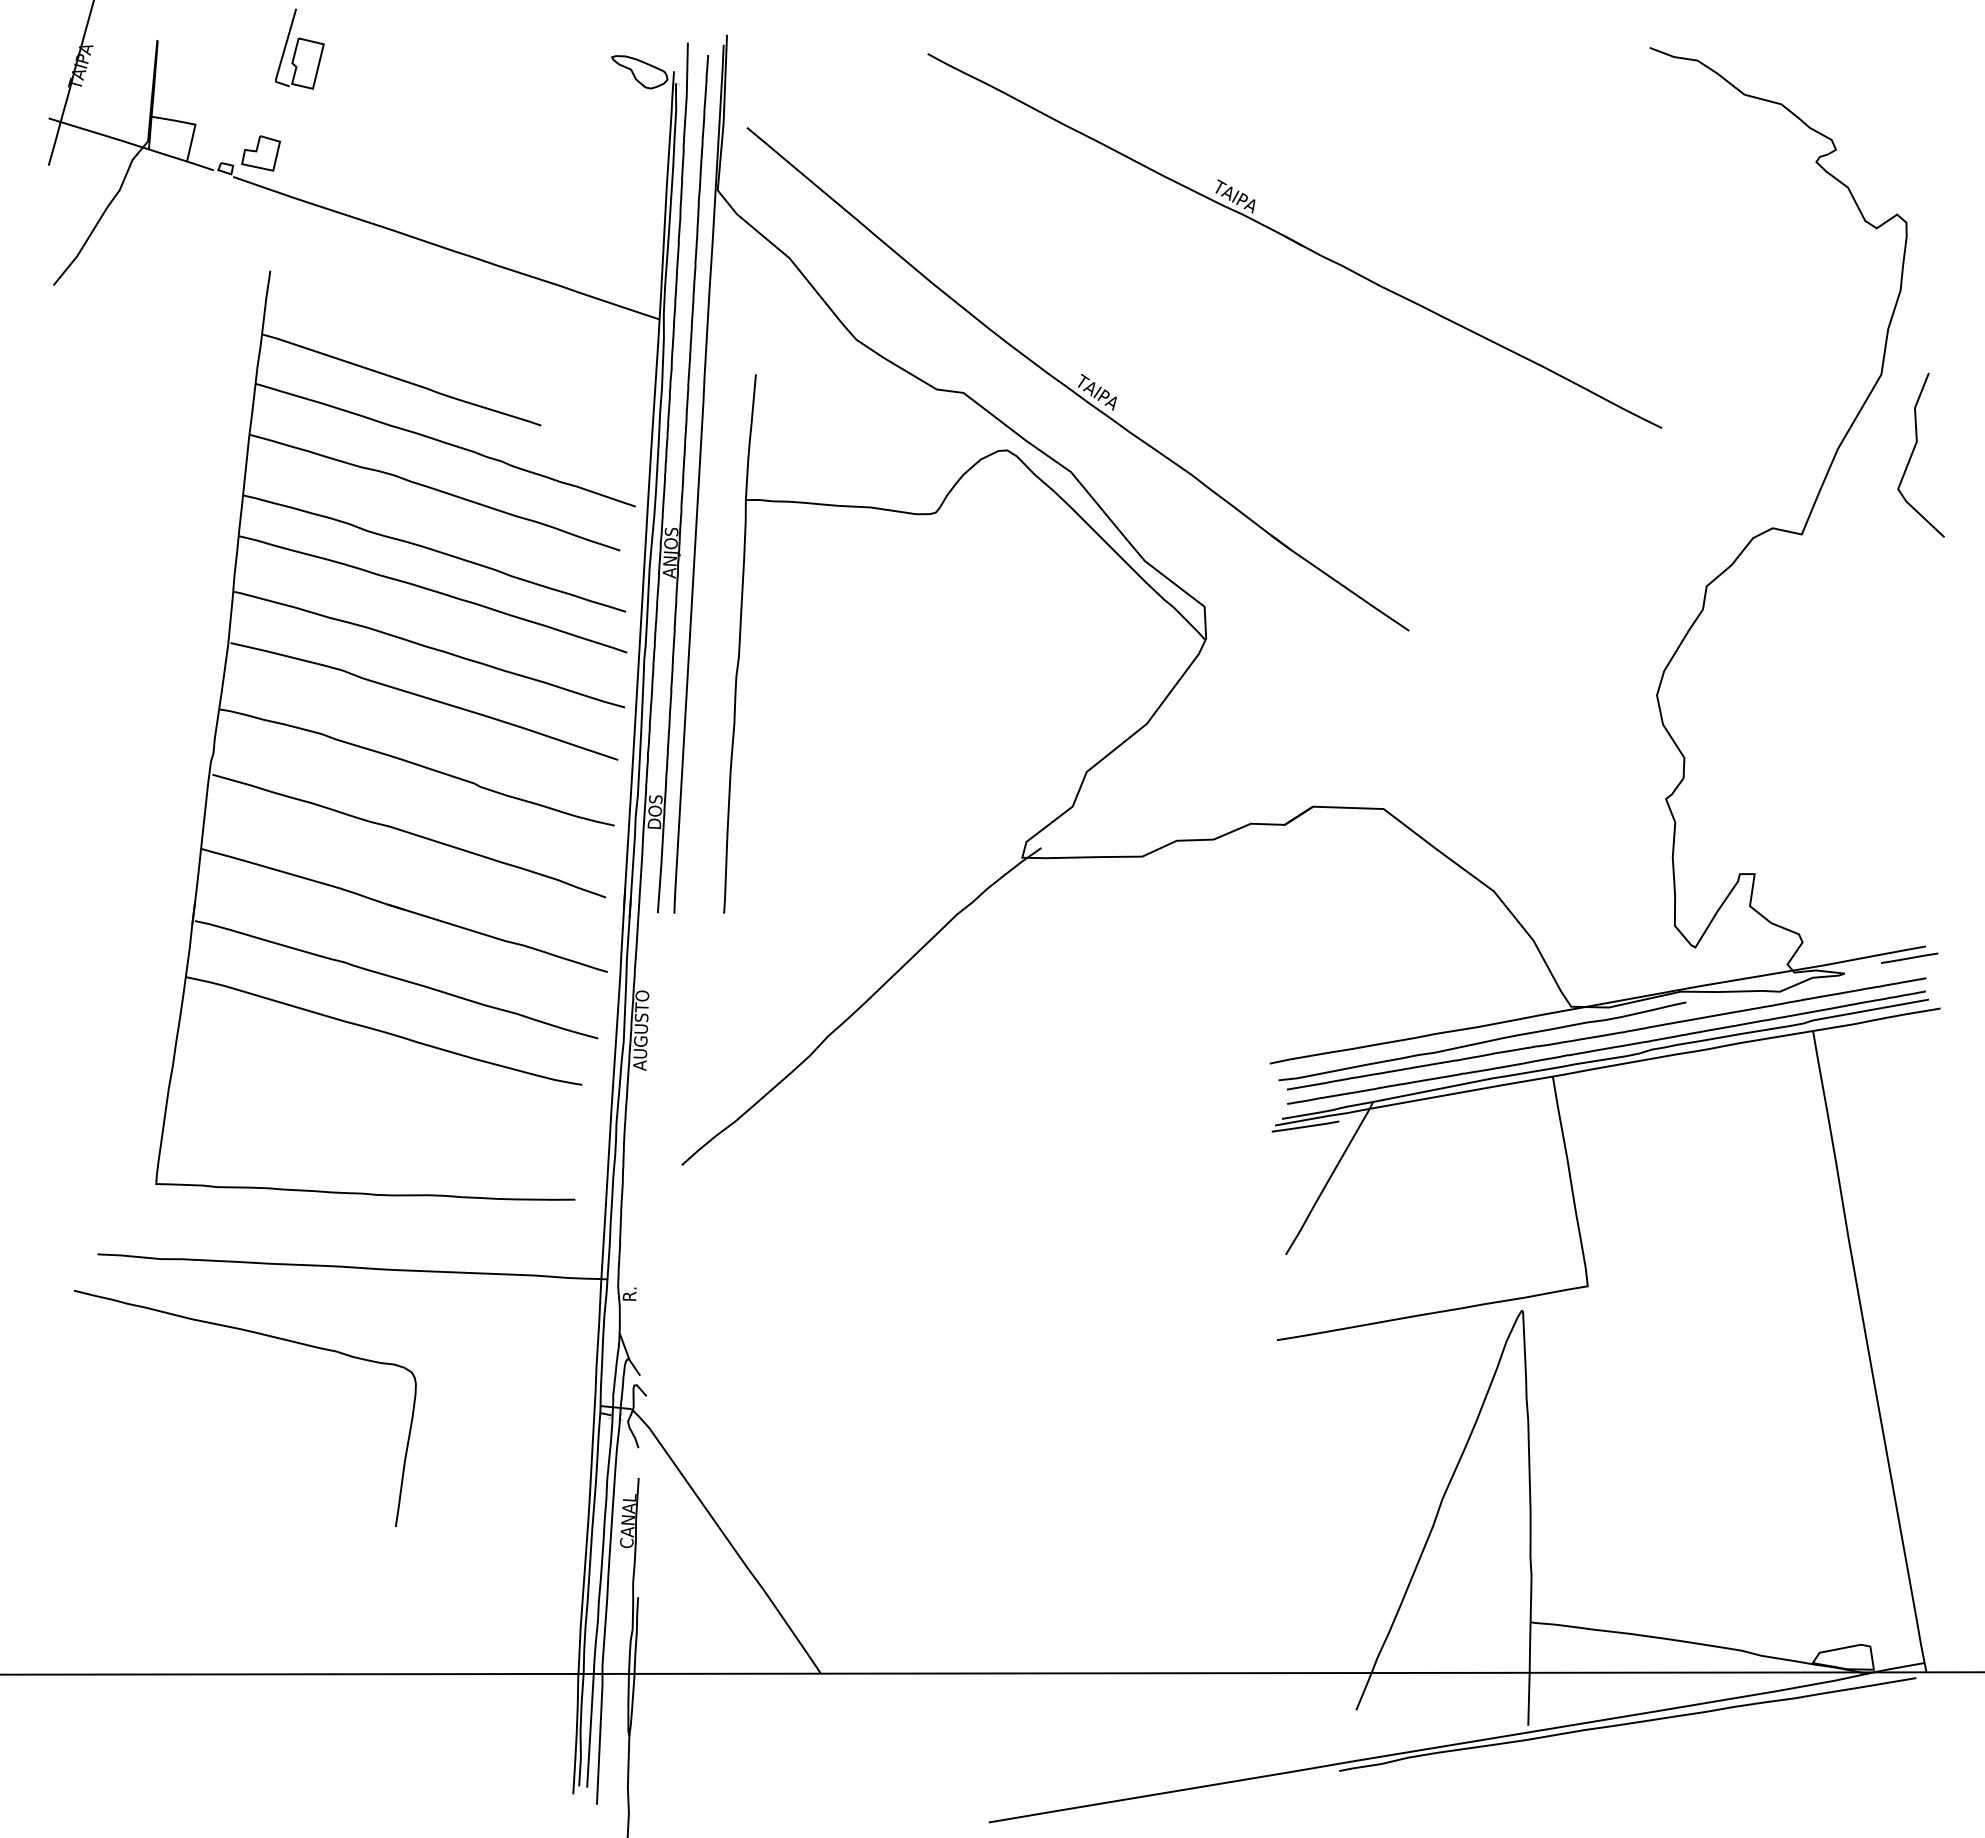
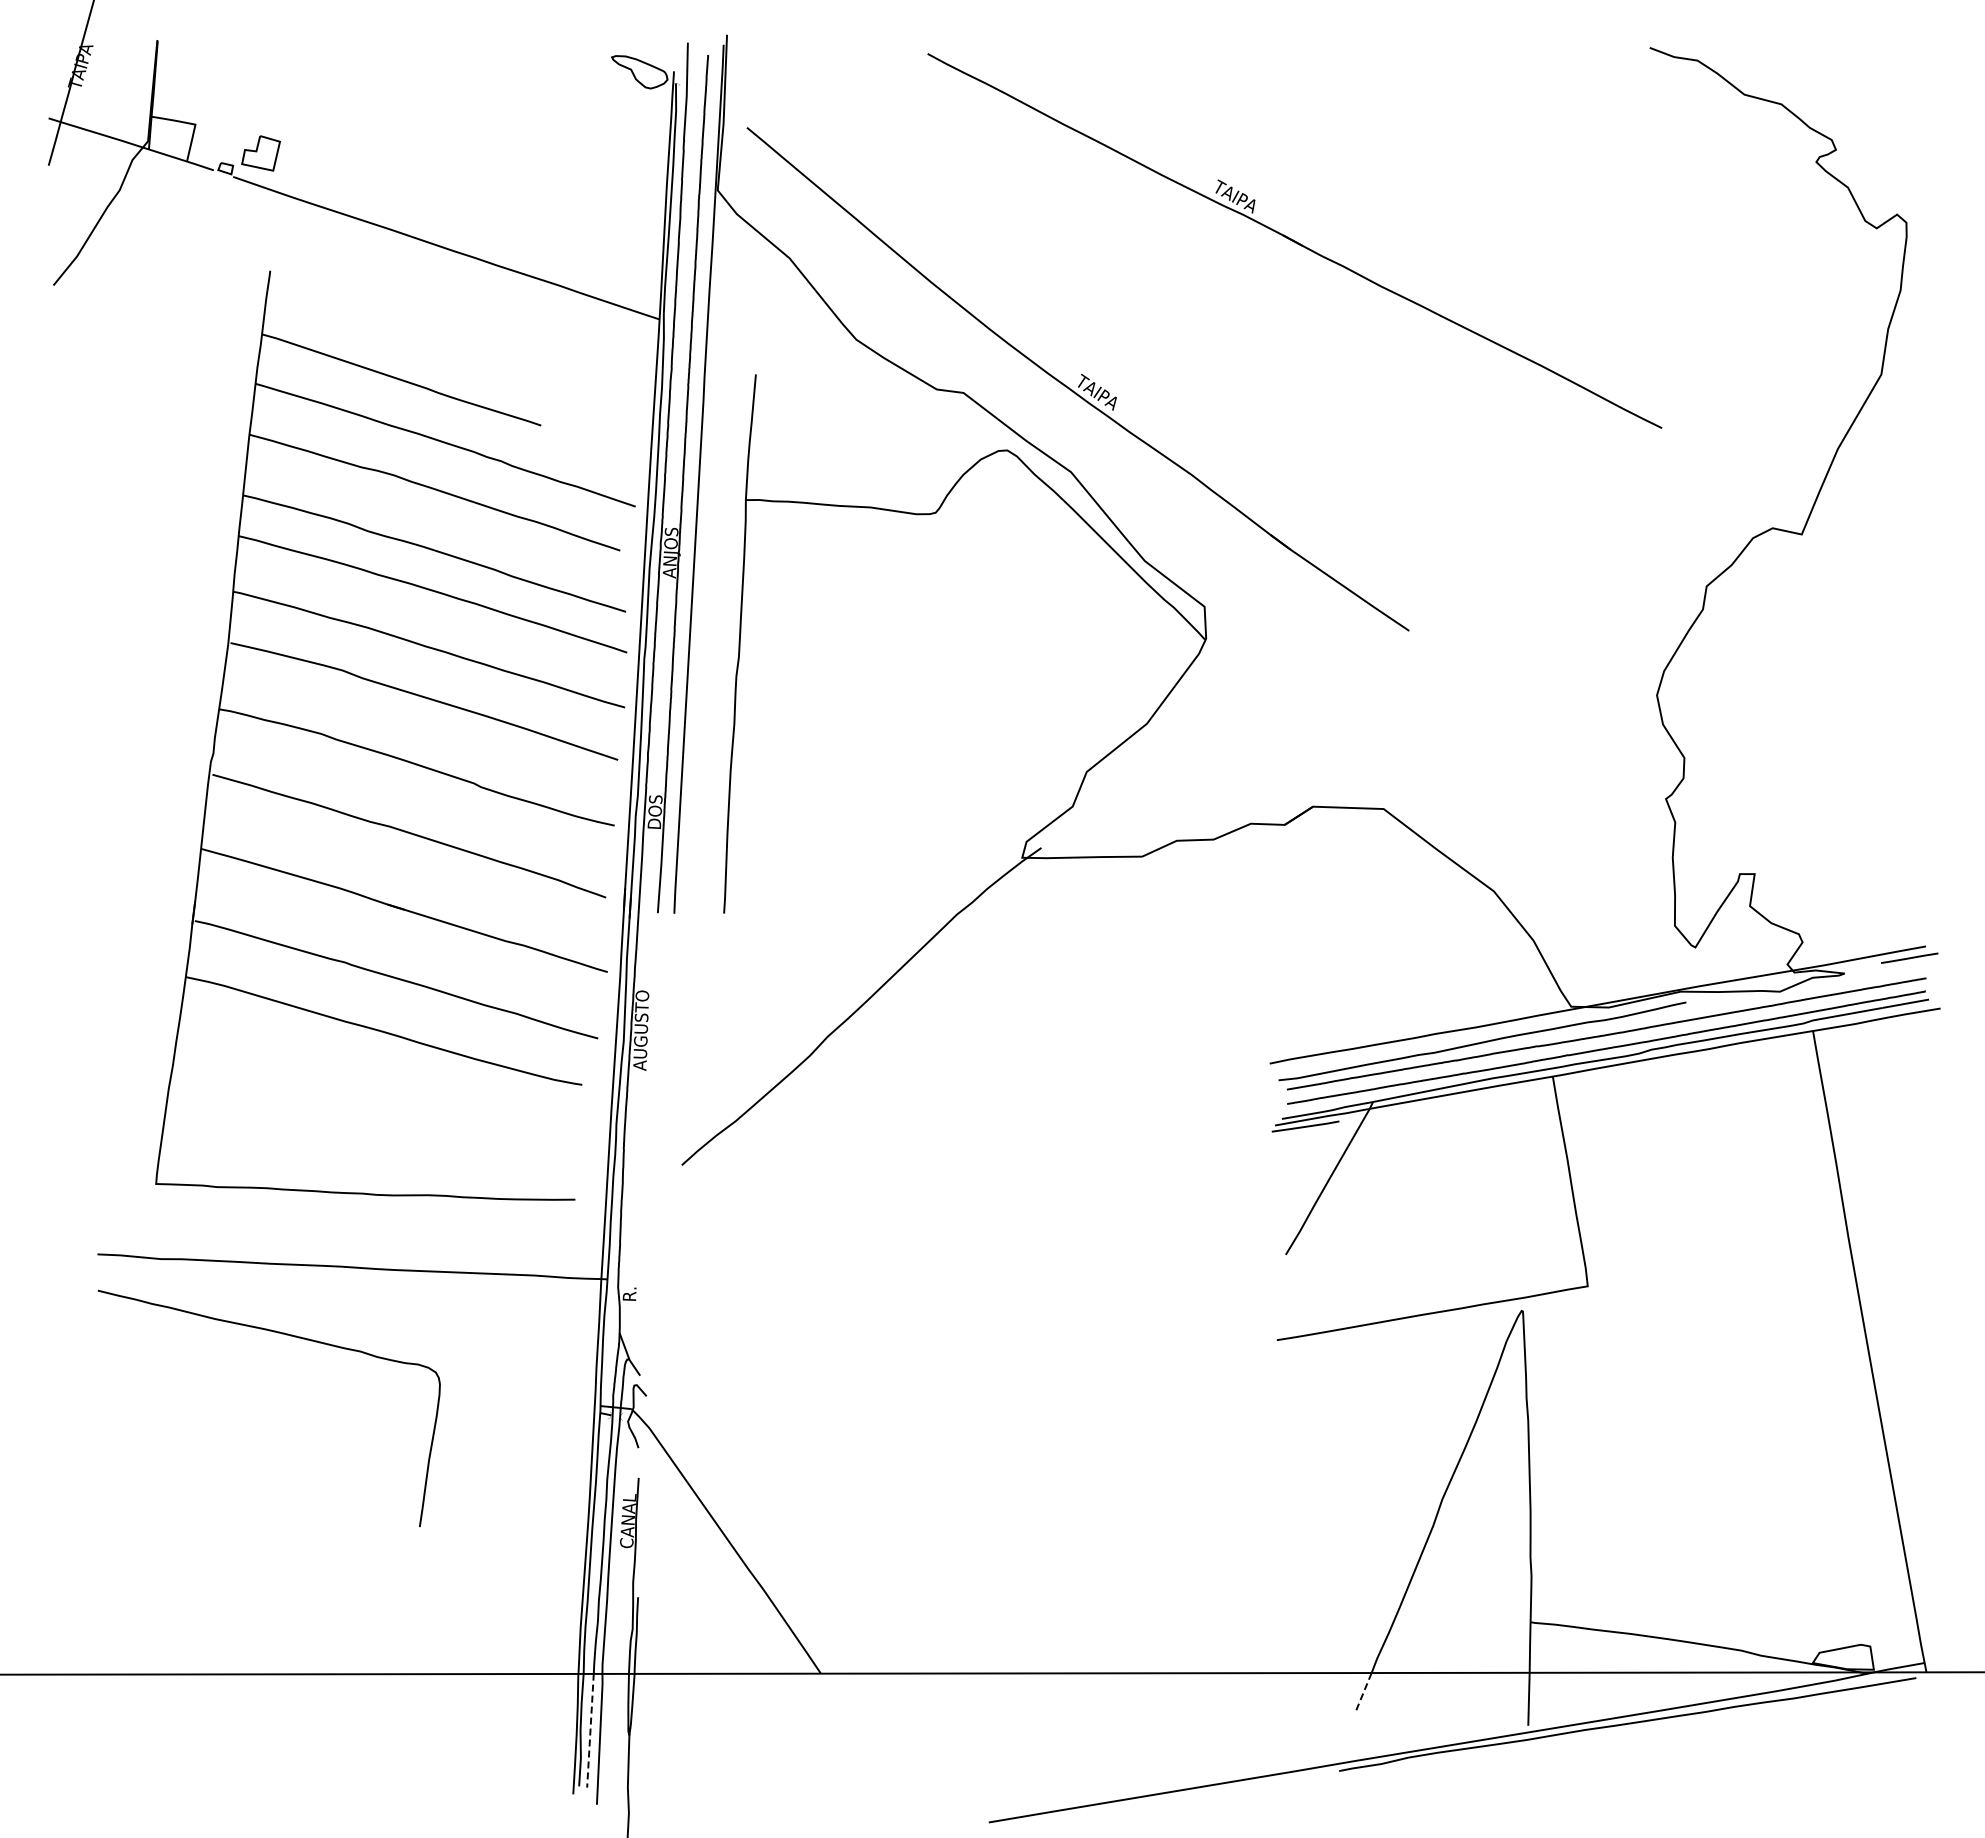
part: present -> none (299, 48)
curve: present -> none (1913, 453)
curve position: (262, 1335) -> (286, 1335) (286, 1335)
line: solid -> dashed (1364, 1691)
line: solid -> dashed (590, 1731)
